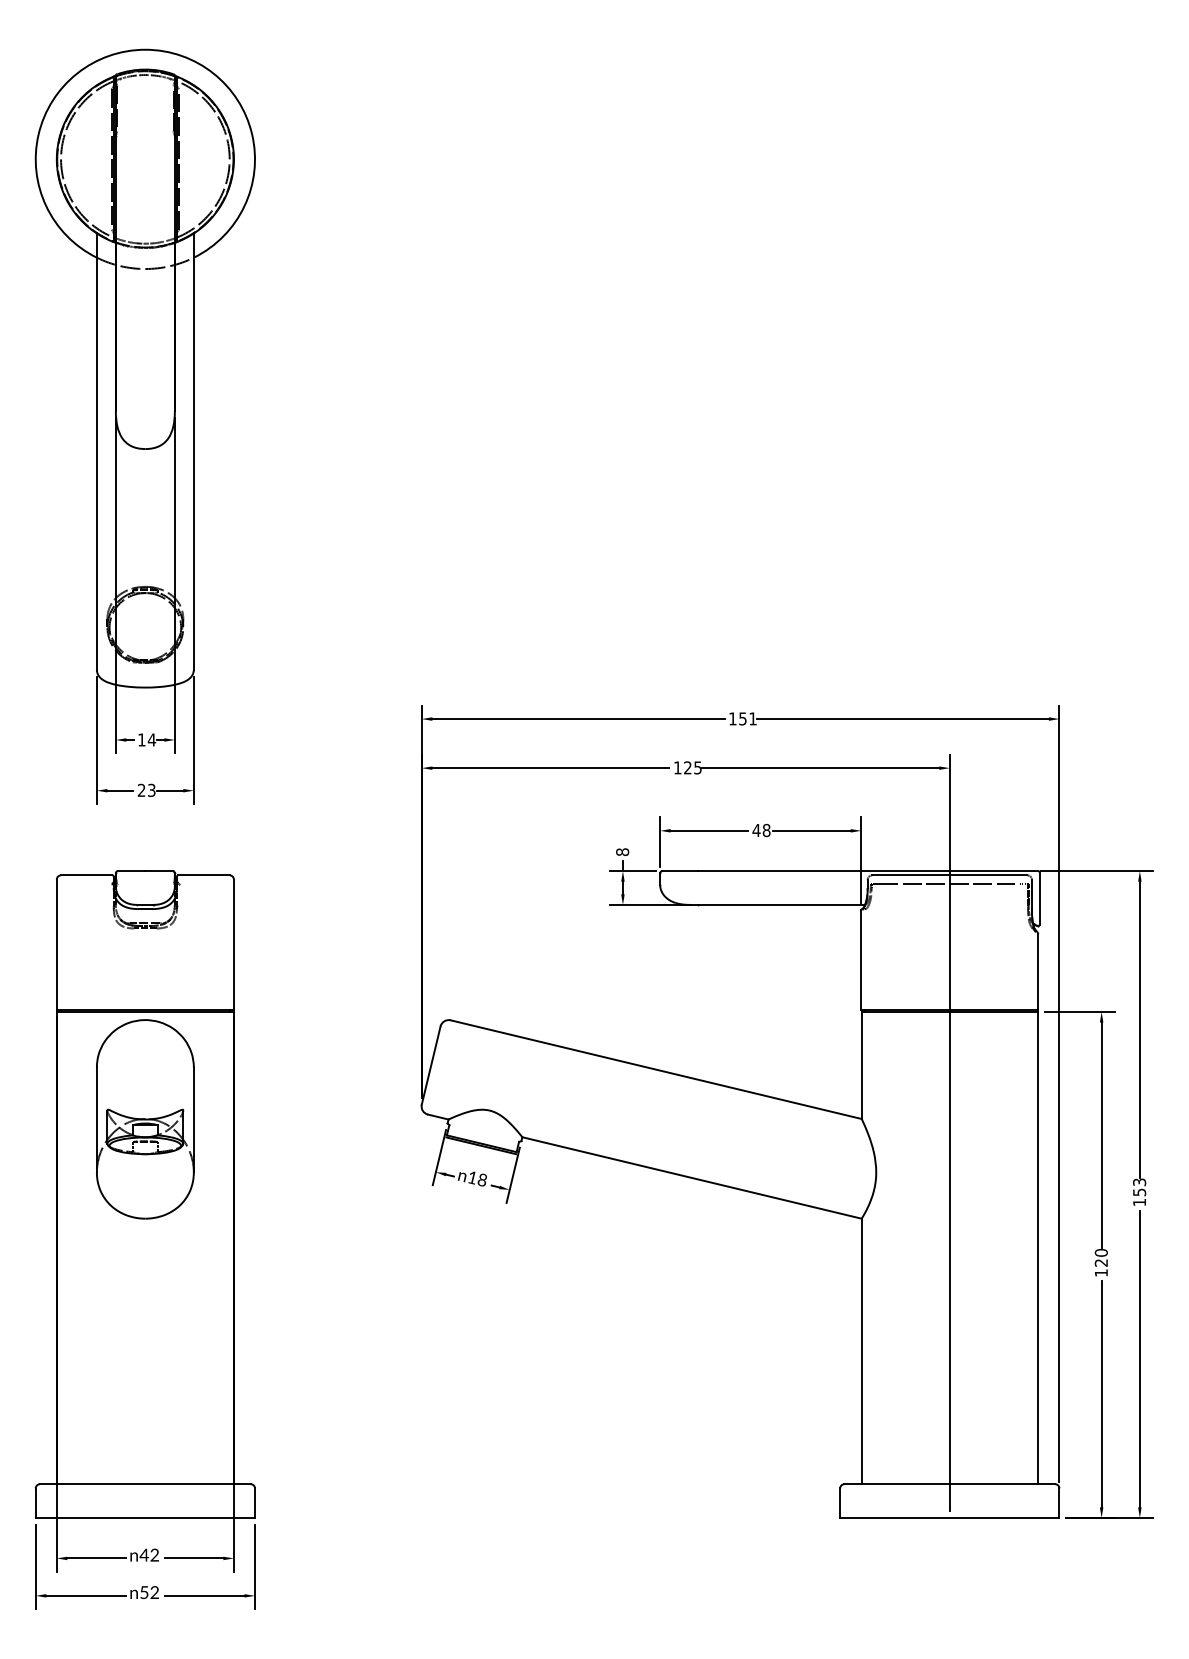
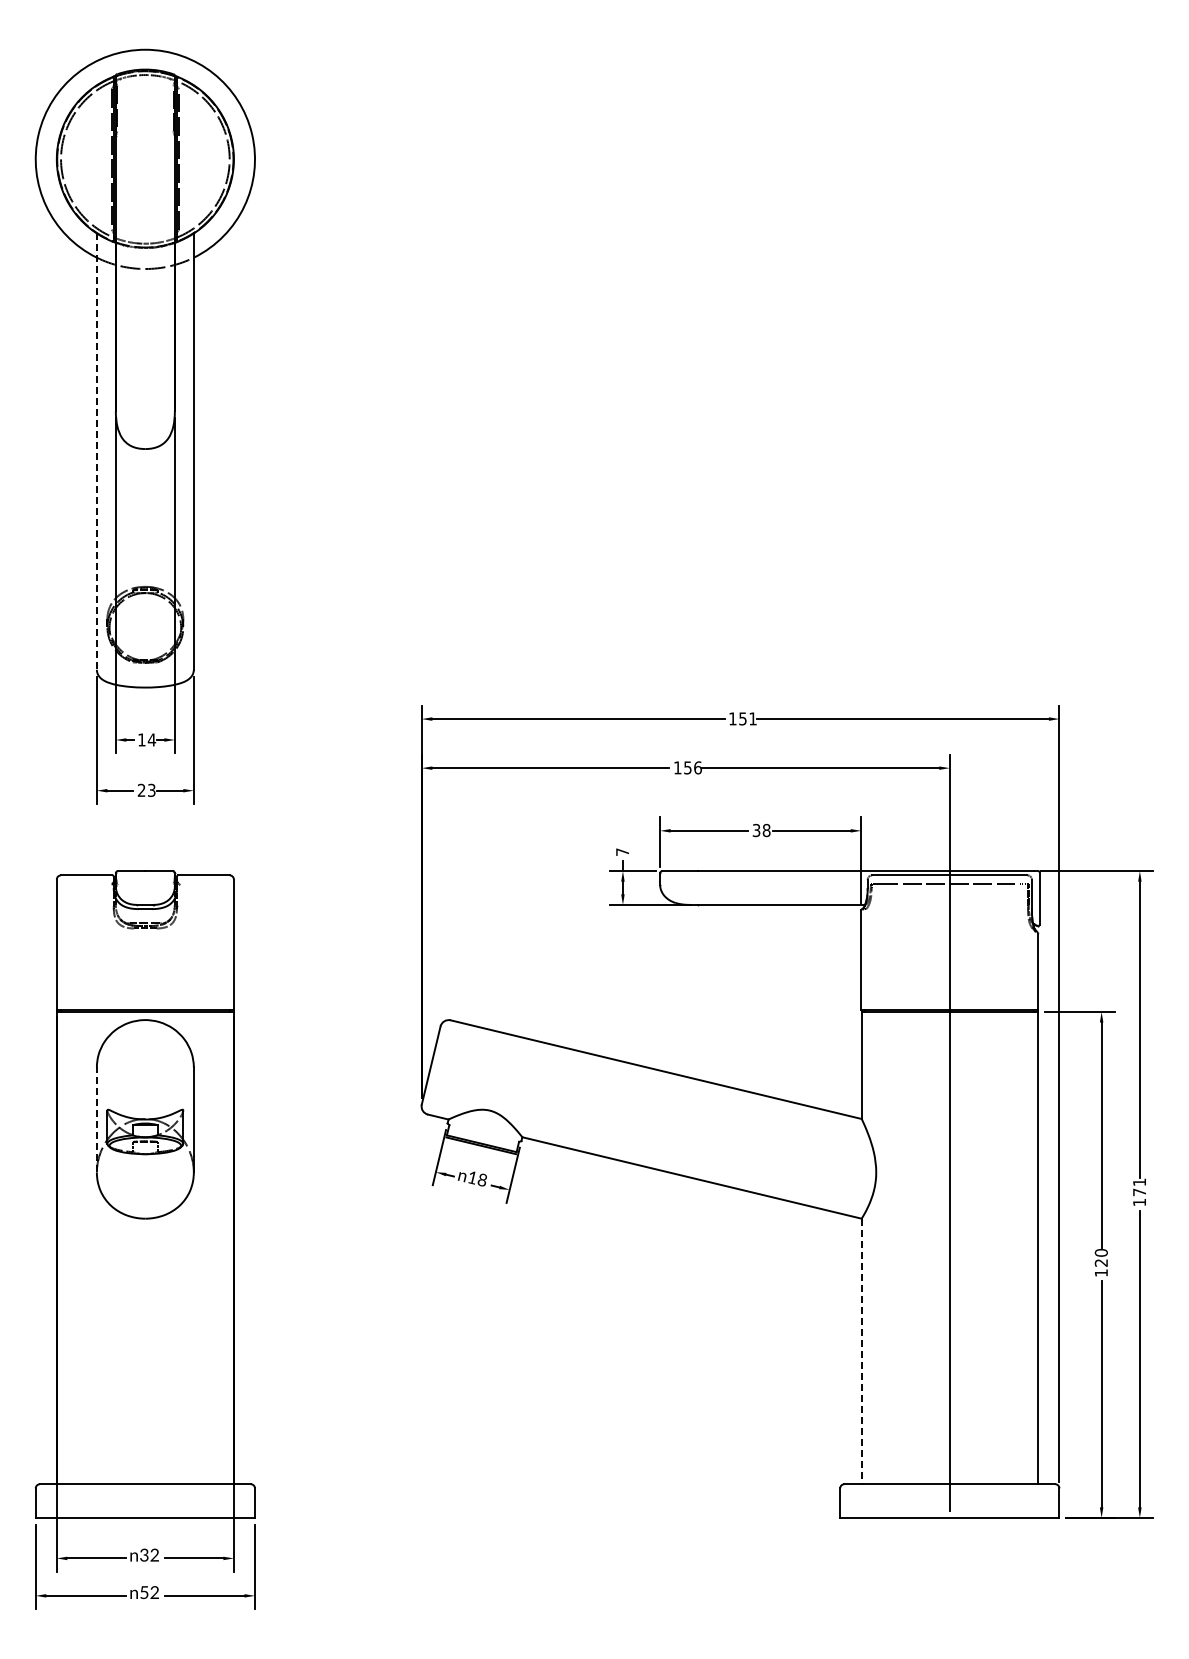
line: solid -> dashed (96, 452)
text: 125 -> 156 (692, 767)
text: 48 -> 38 (756, 830)
text: 8 -> 7 (622, 852)
line: solid -> dashed (96, 1119)
text: 153 -> 171 (1139, 1187)
line: solid -> dashed (861, 1351)
text: 42 -> 32 (143, 1554)
